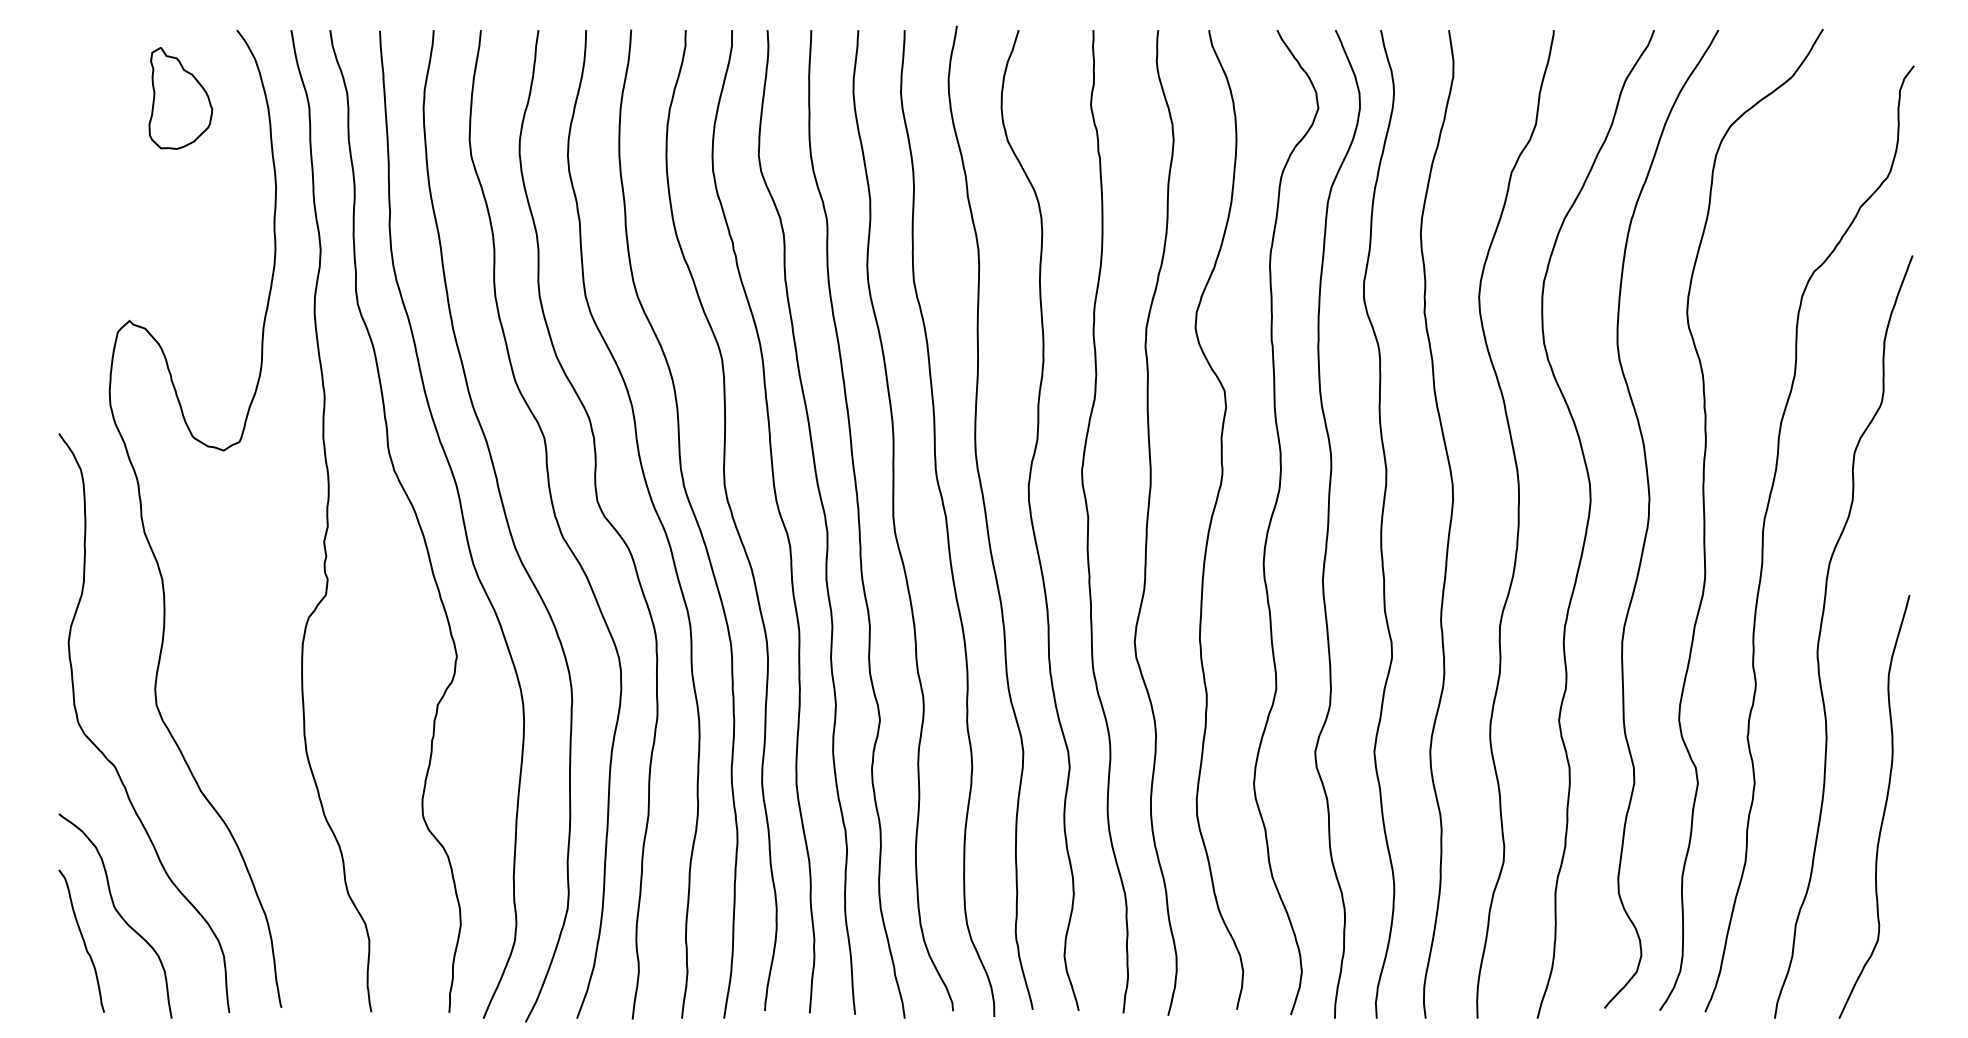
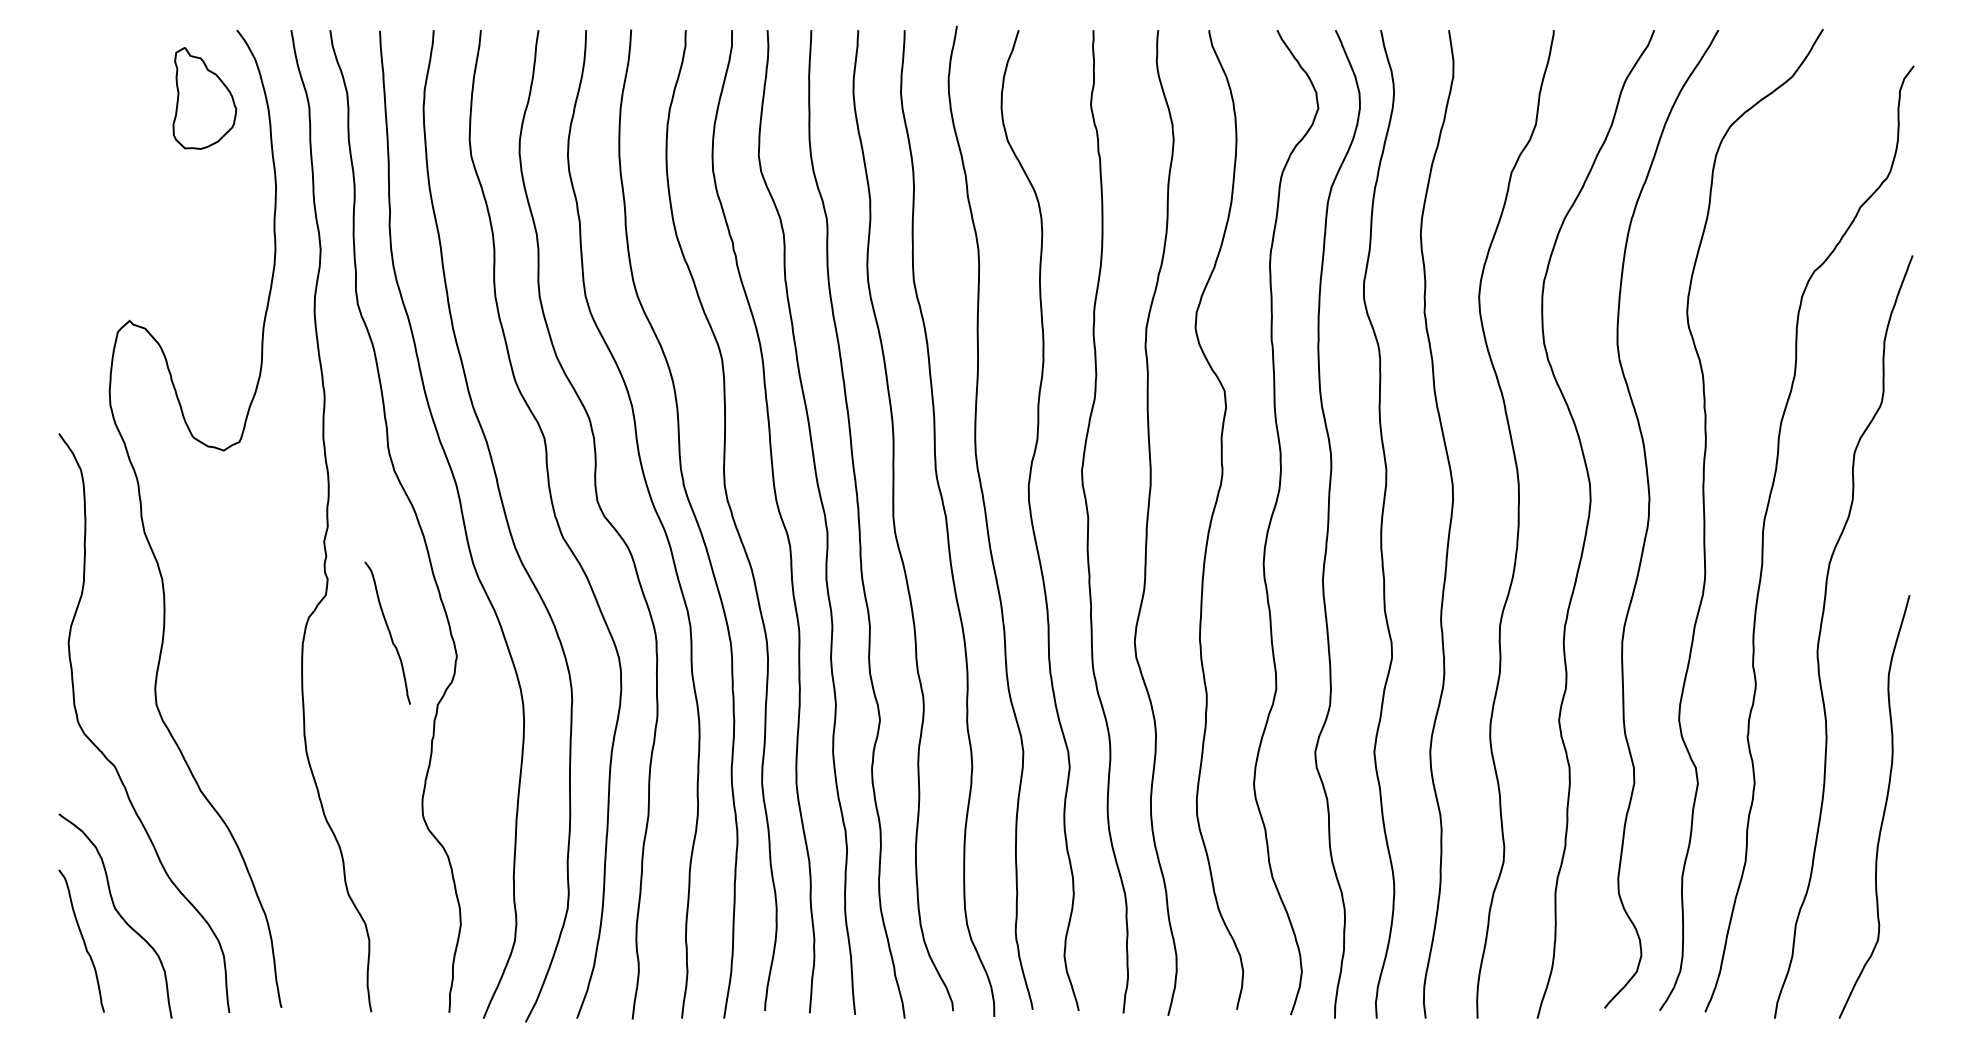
part position: (180, 98) -> (204, 98) (204, 98)
curve: none -> present (388, 632)
